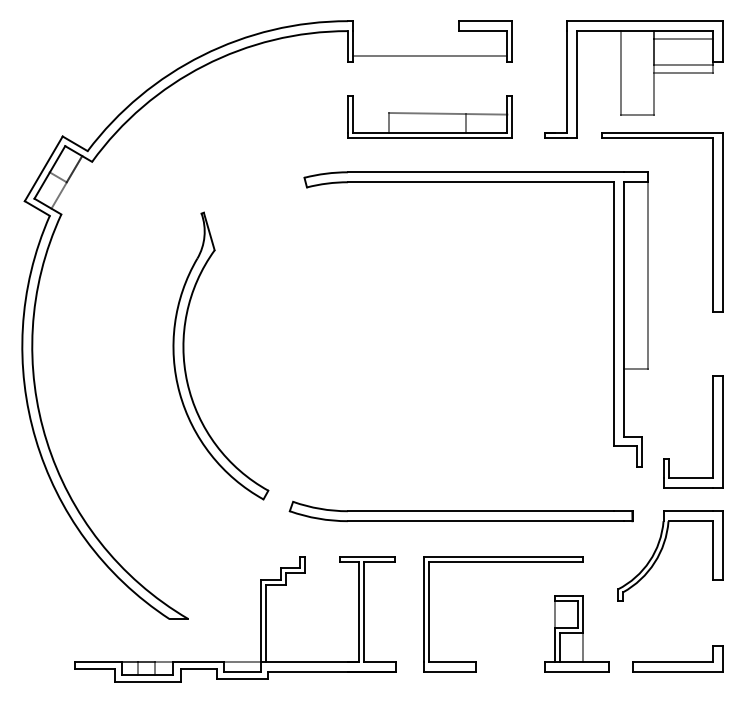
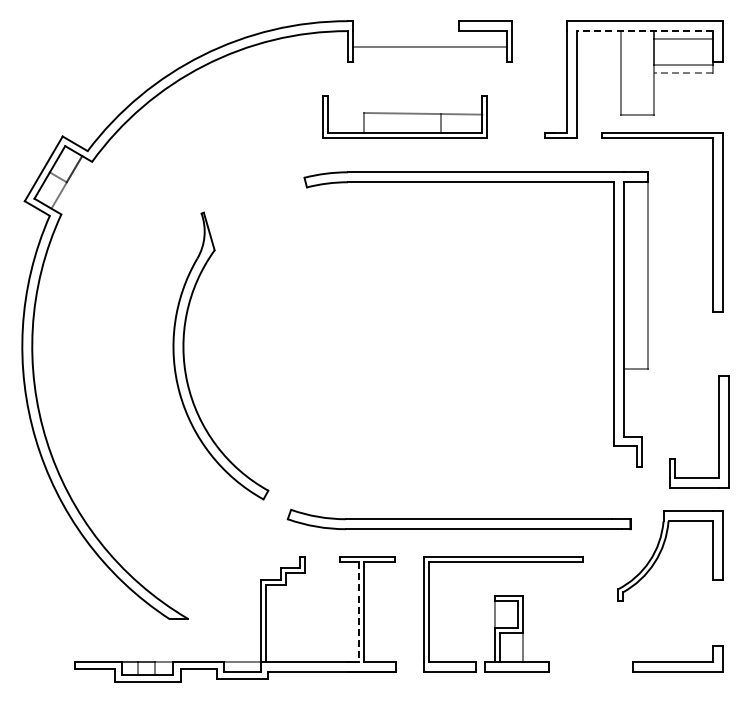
line: solid -> dashed (644, 31)
line position: (429, 56) -> (429, 47) (429, 47)
line: solid -> dashed (682, 72)
part position: (429, 116) -> (404, 116) (404, 116)
part position: (712, 431) -> (718, 431) (718, 431)
part position: (460, 511) -> (458, 519) (458, 519)
line: solid -> dashed (359, 612)
part position: (576, 633) -> (516, 633) (516, 633)
